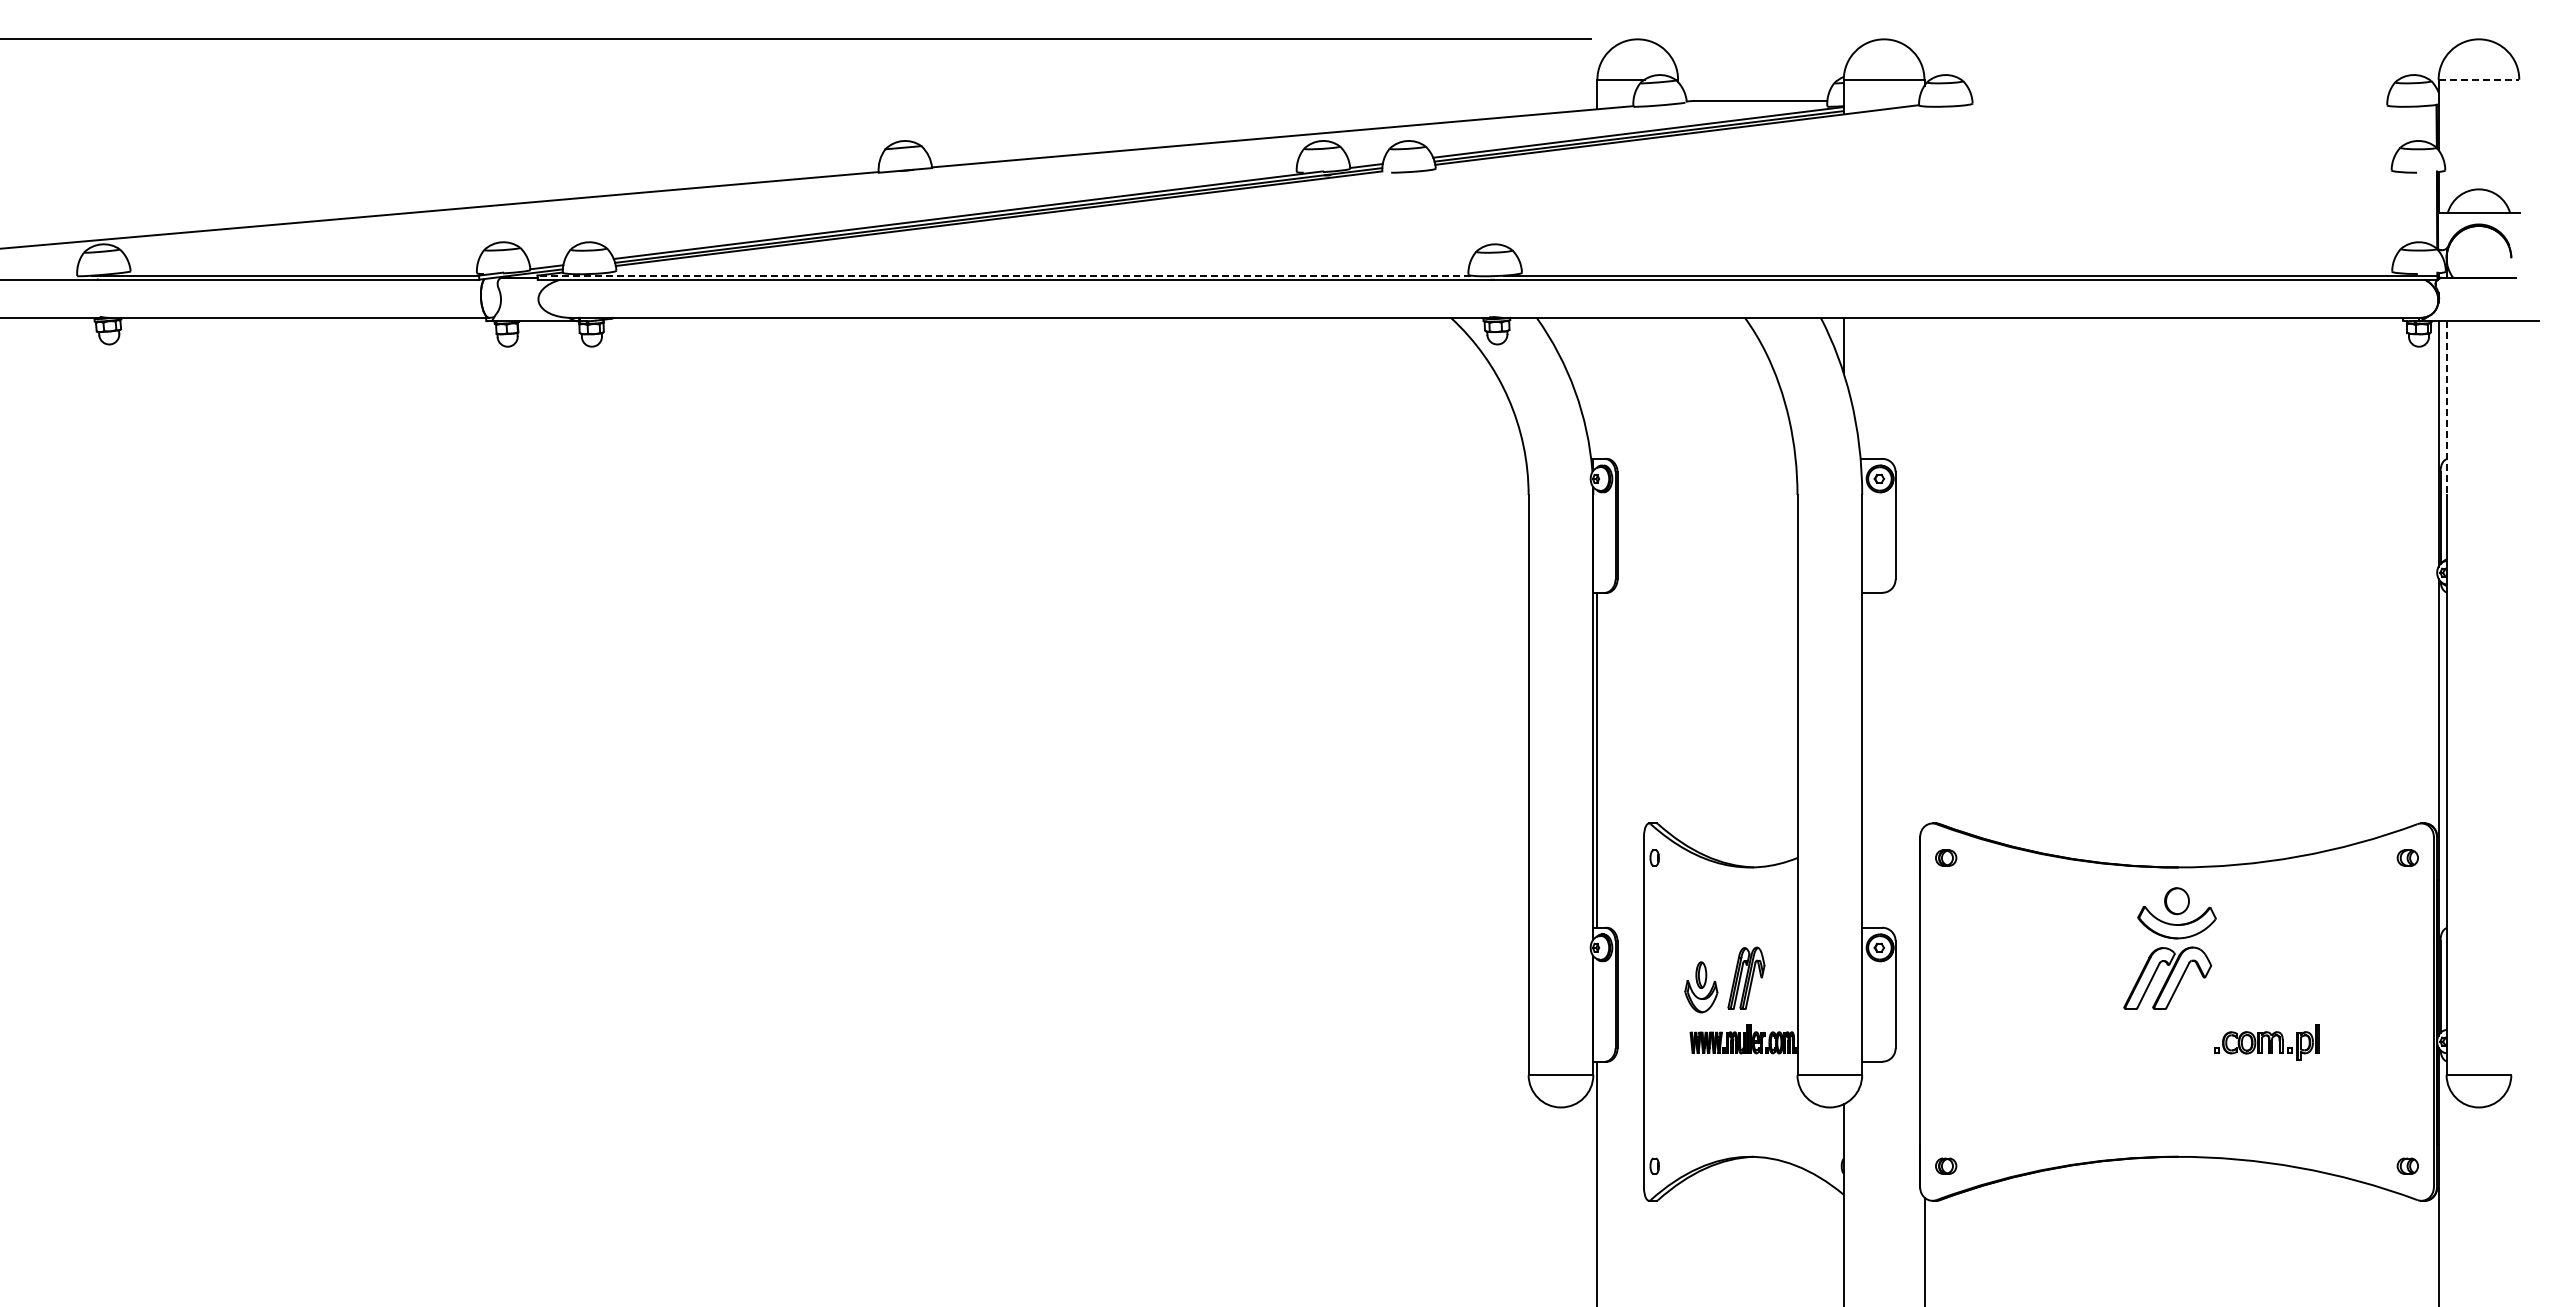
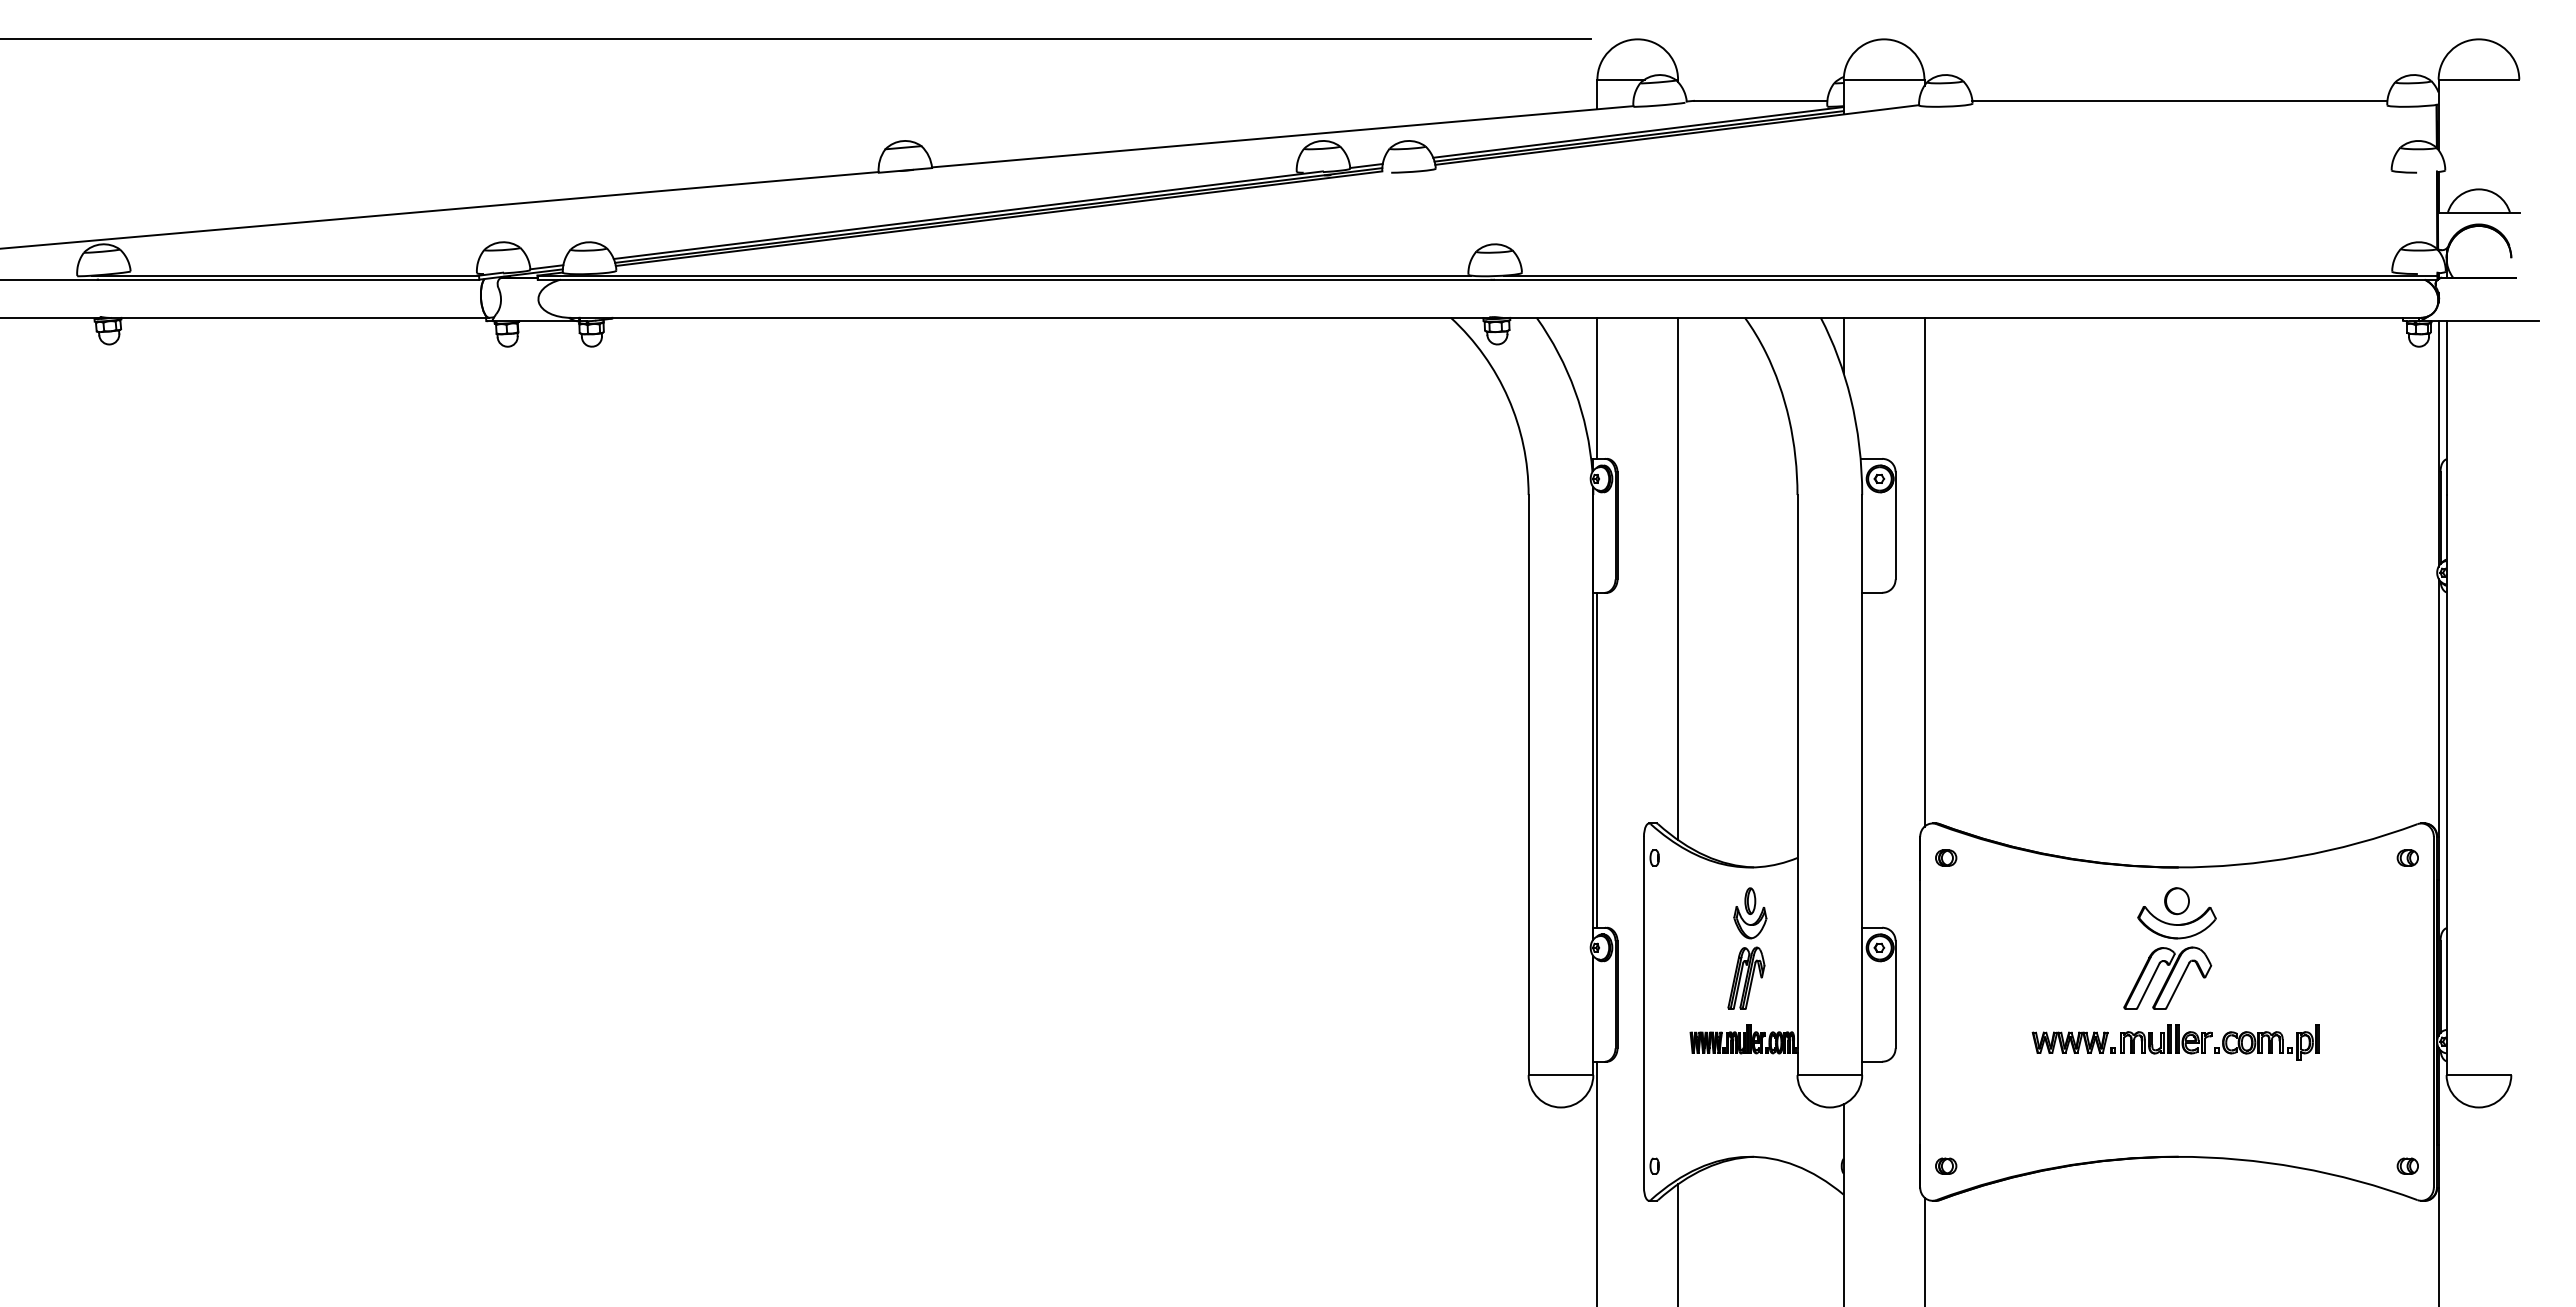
line: dashed -> solid (2479, 79)
line: none -> present (2179, 100)
line: dashed -> solid (1004, 275)
line: none -> present (1597, 387)
line: dashed -> solid (2446, 408)
line: none -> present (1924, 571)
line: none -> present (1678, 578)
part position: (1701, 987) -> (1750, 913) (1750, 913)
part: none -> present (2121, 1039)
line: none -> present (1678, 1243)
